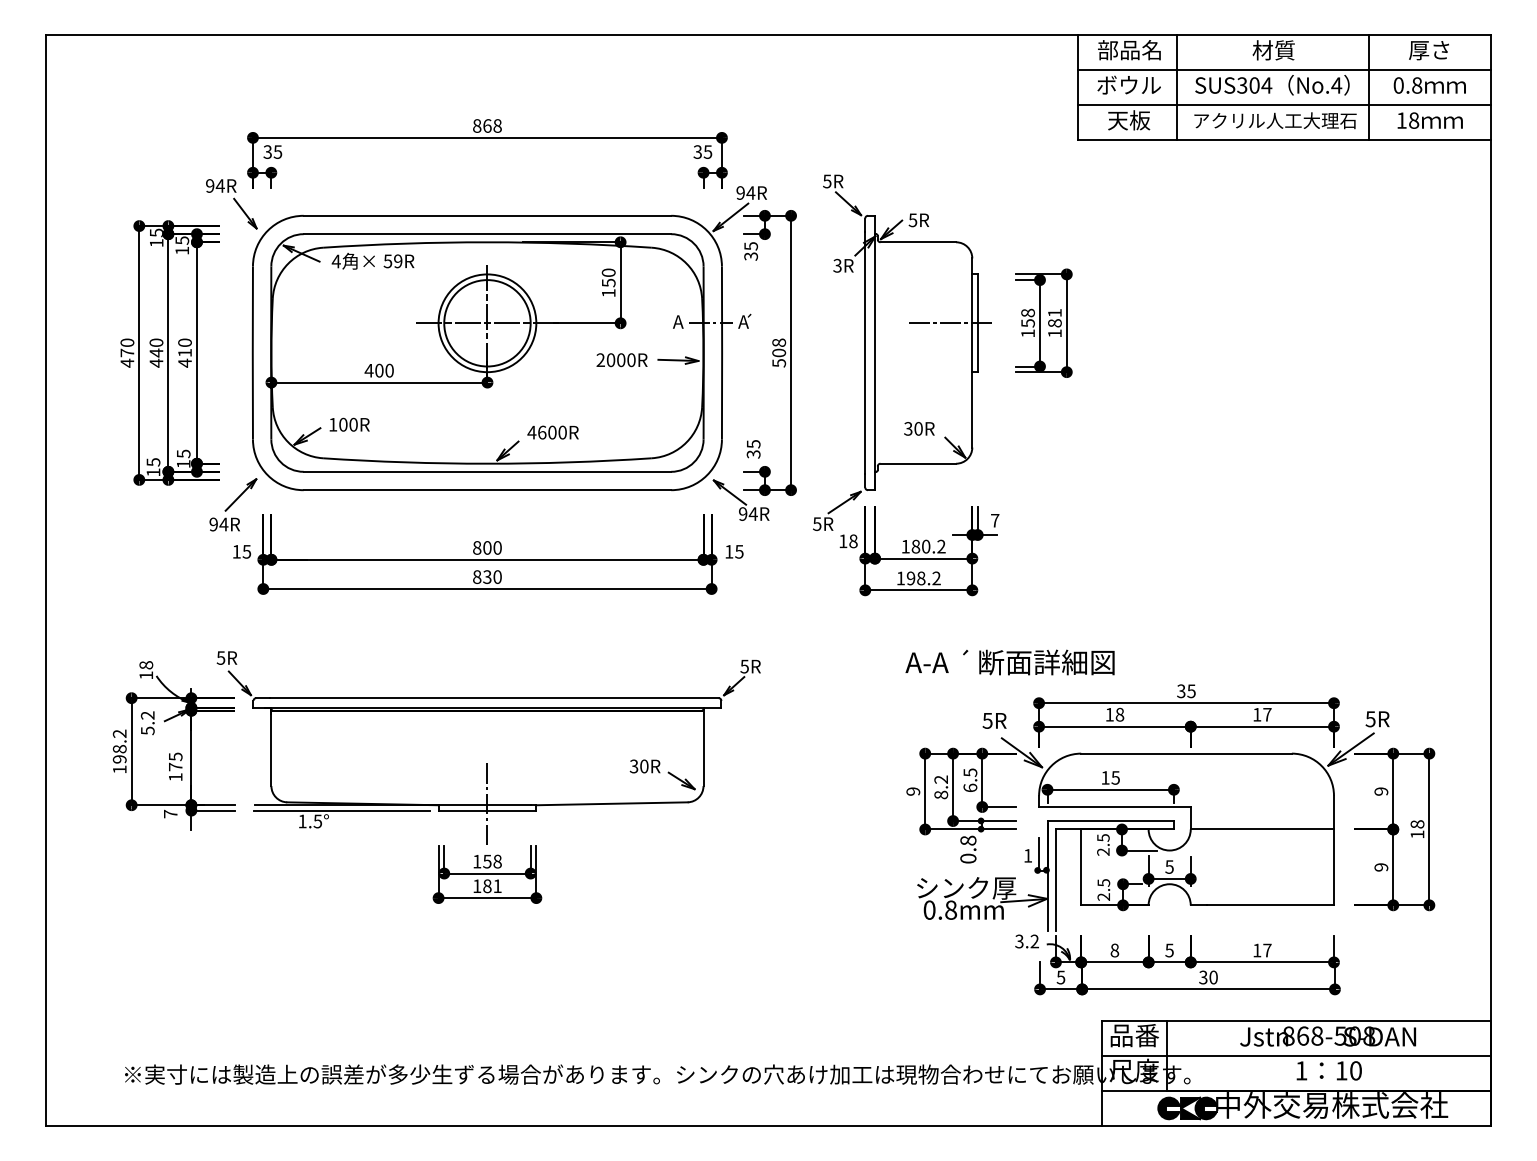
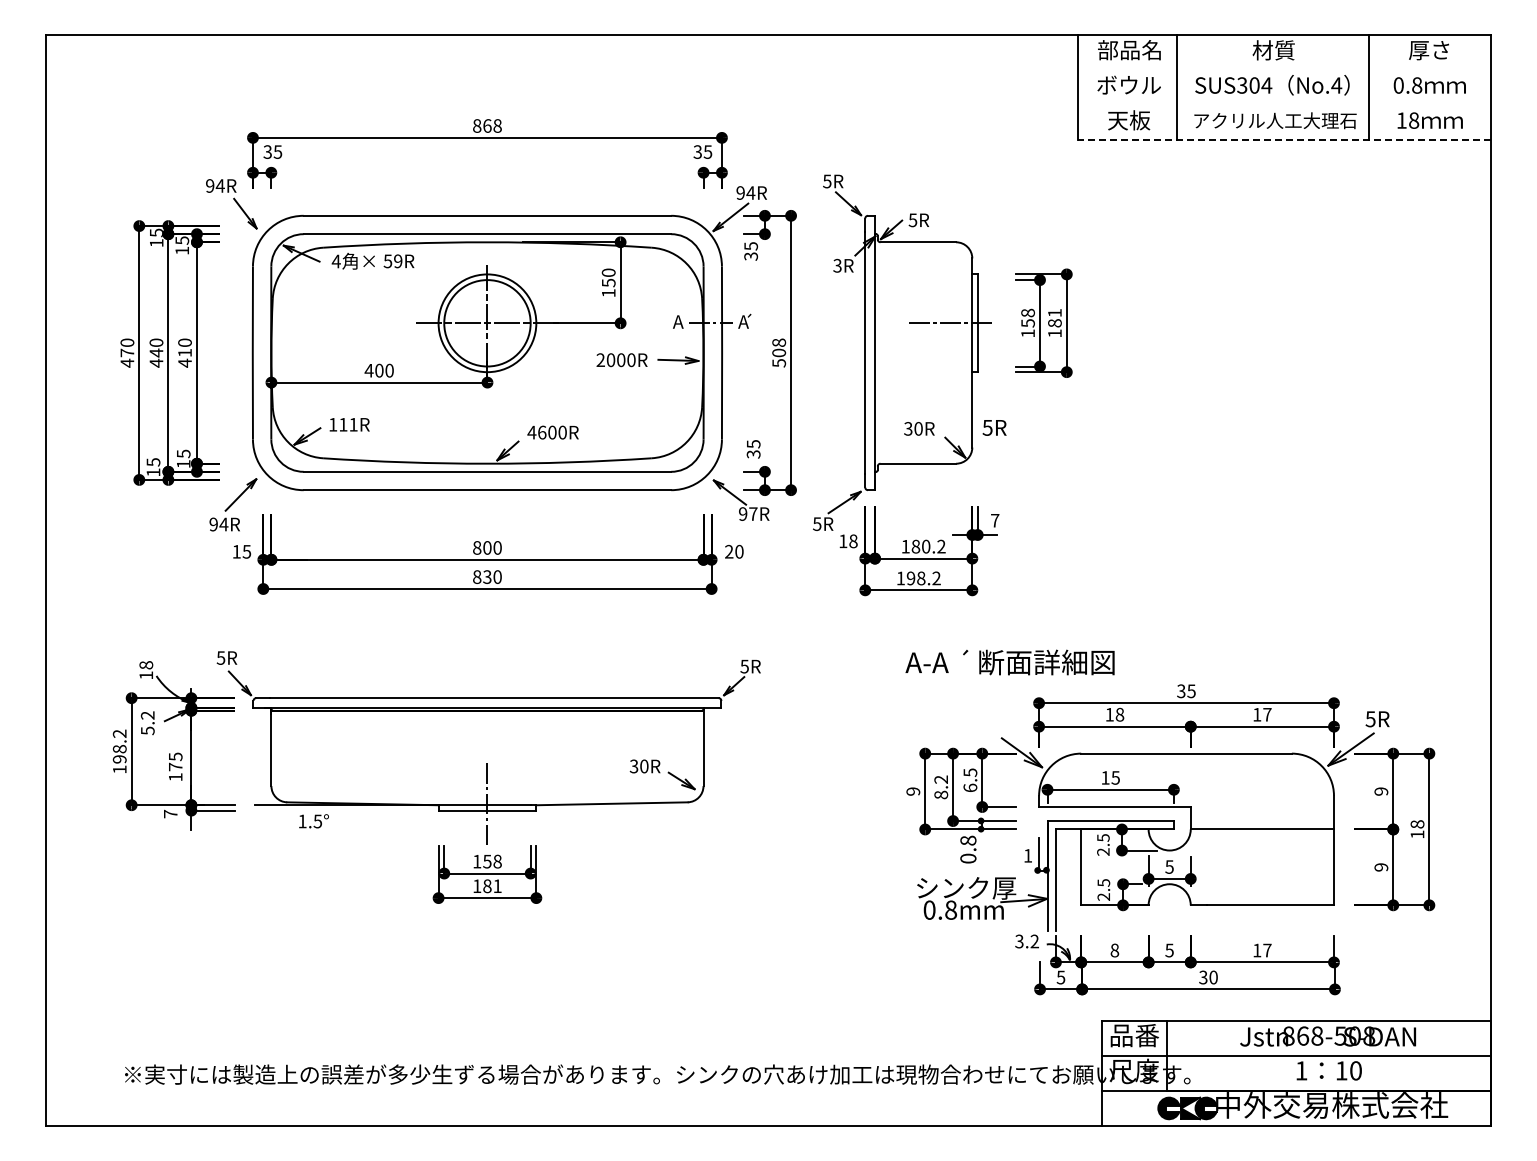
line: present -> none (1283, 70)
line: present -> none (1283, 105)
line: solid -> dashed (1283, 140)
text: 100R -> 111R (348, 424)
text: 94R -> 97R (752, 513)
text: 15 -> 20 (734, 551)
text position: (994, 720) -> (994, 427) (994, 427)
line: present -> none (342, 810)
